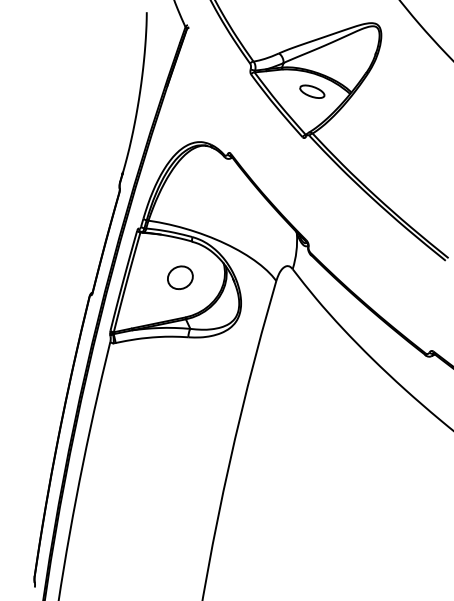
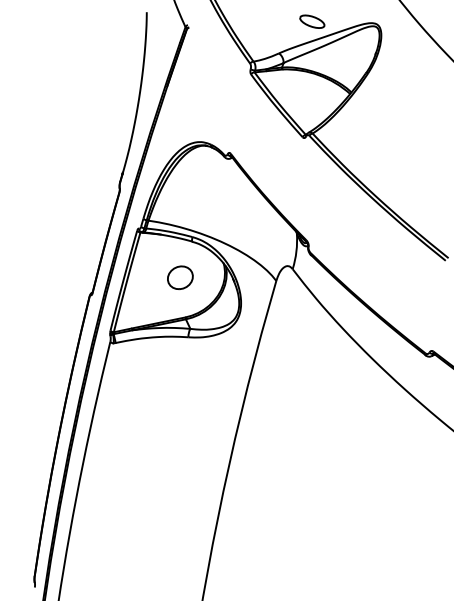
part position: (312, 91) -> (312, 21) (312, 21)
